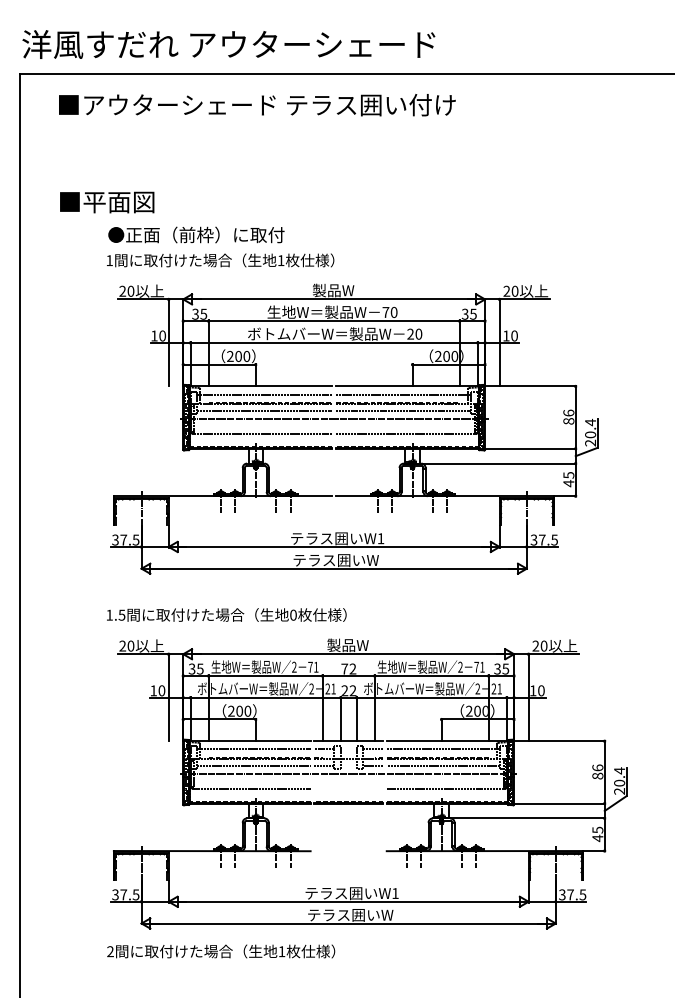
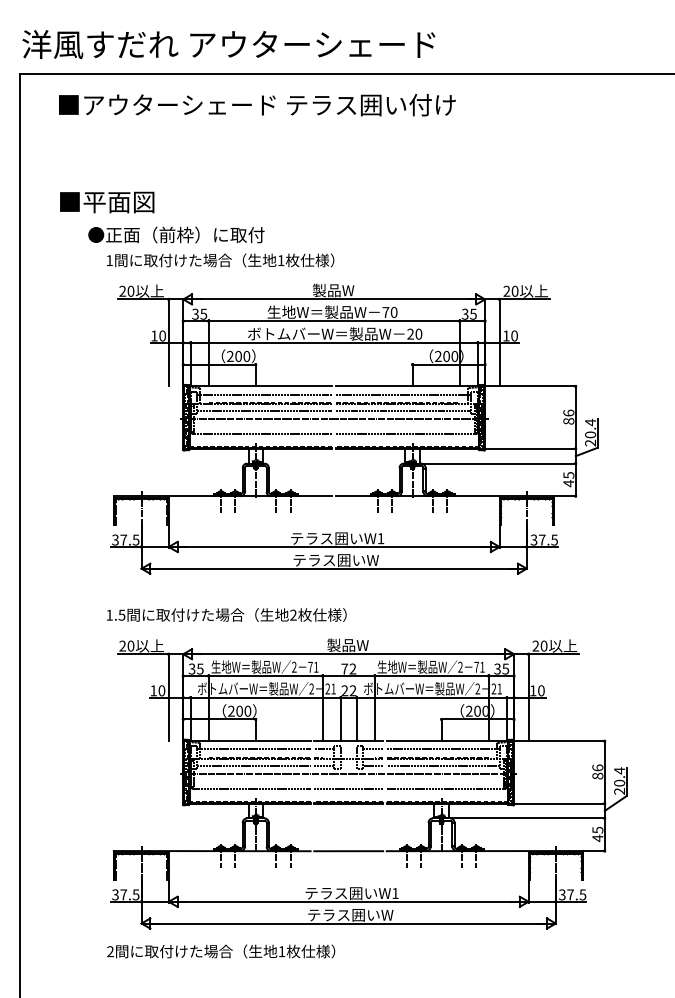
text position: (196, 234) -> (176, 234) (176, 234)
text: 0 -> 2 (293, 614)
line: none -> present (348, 788)
line: none -> present (348, 851)
